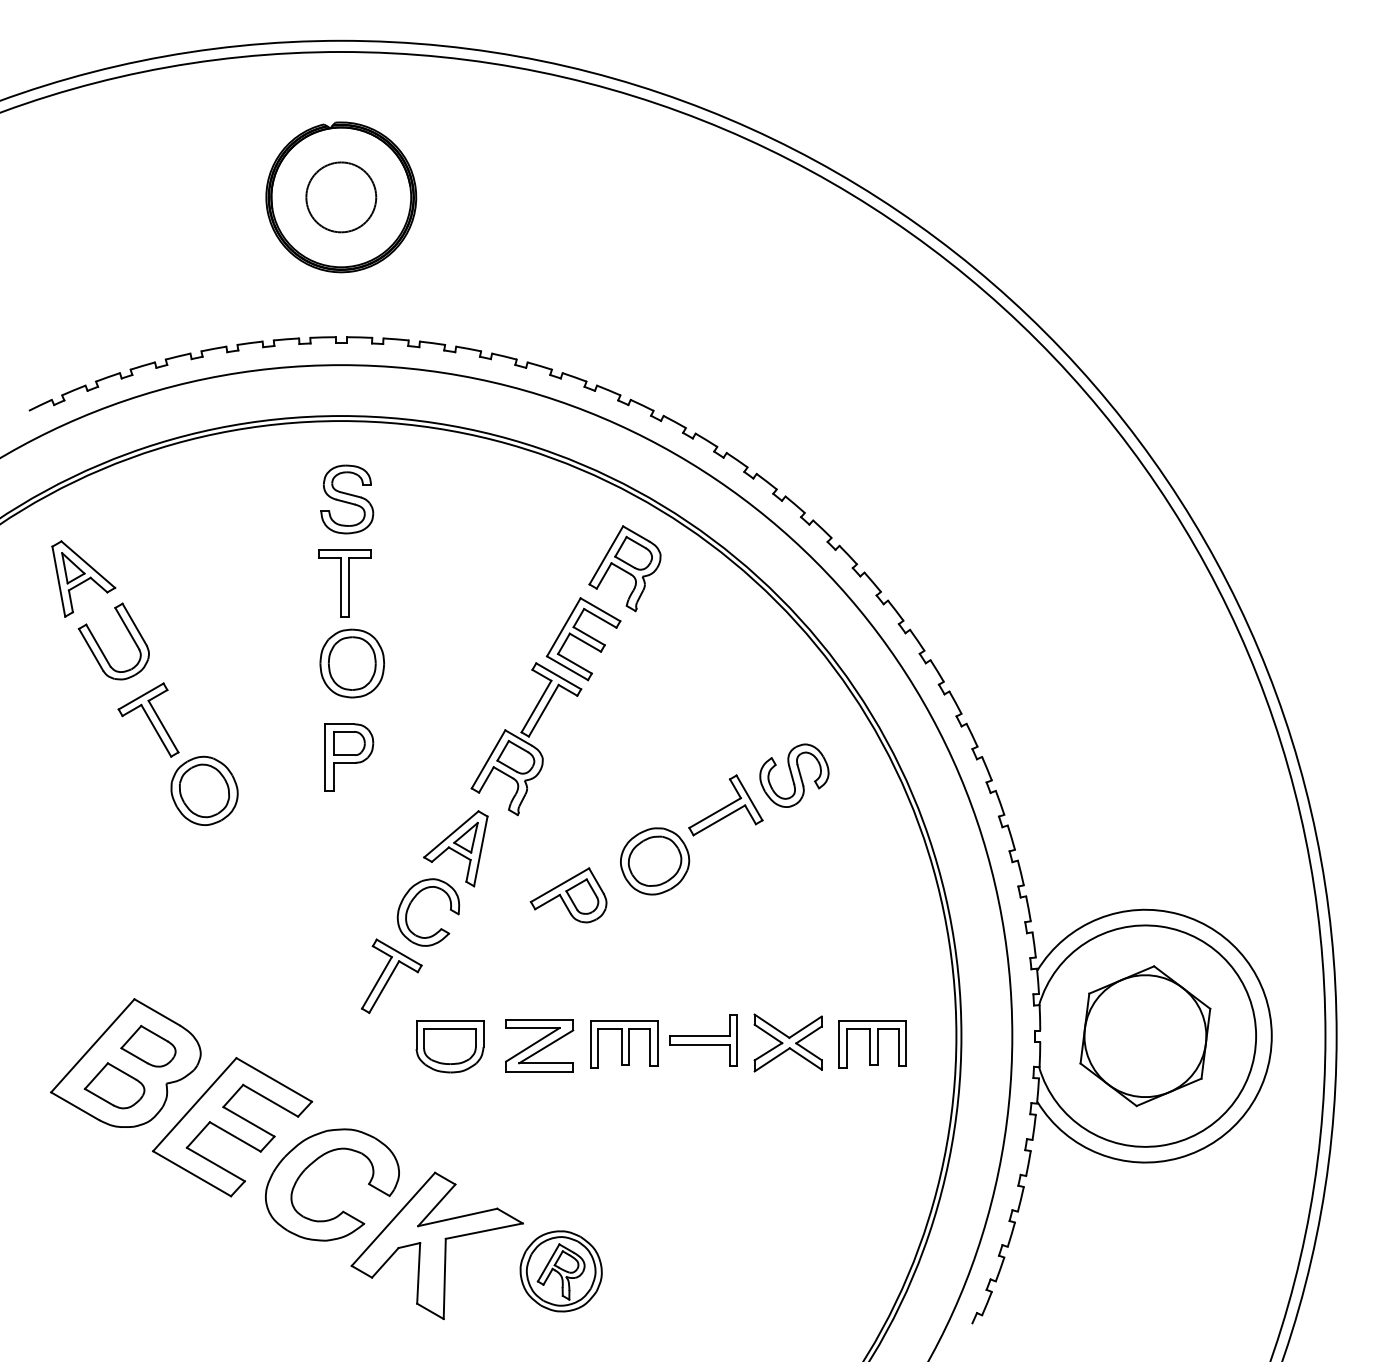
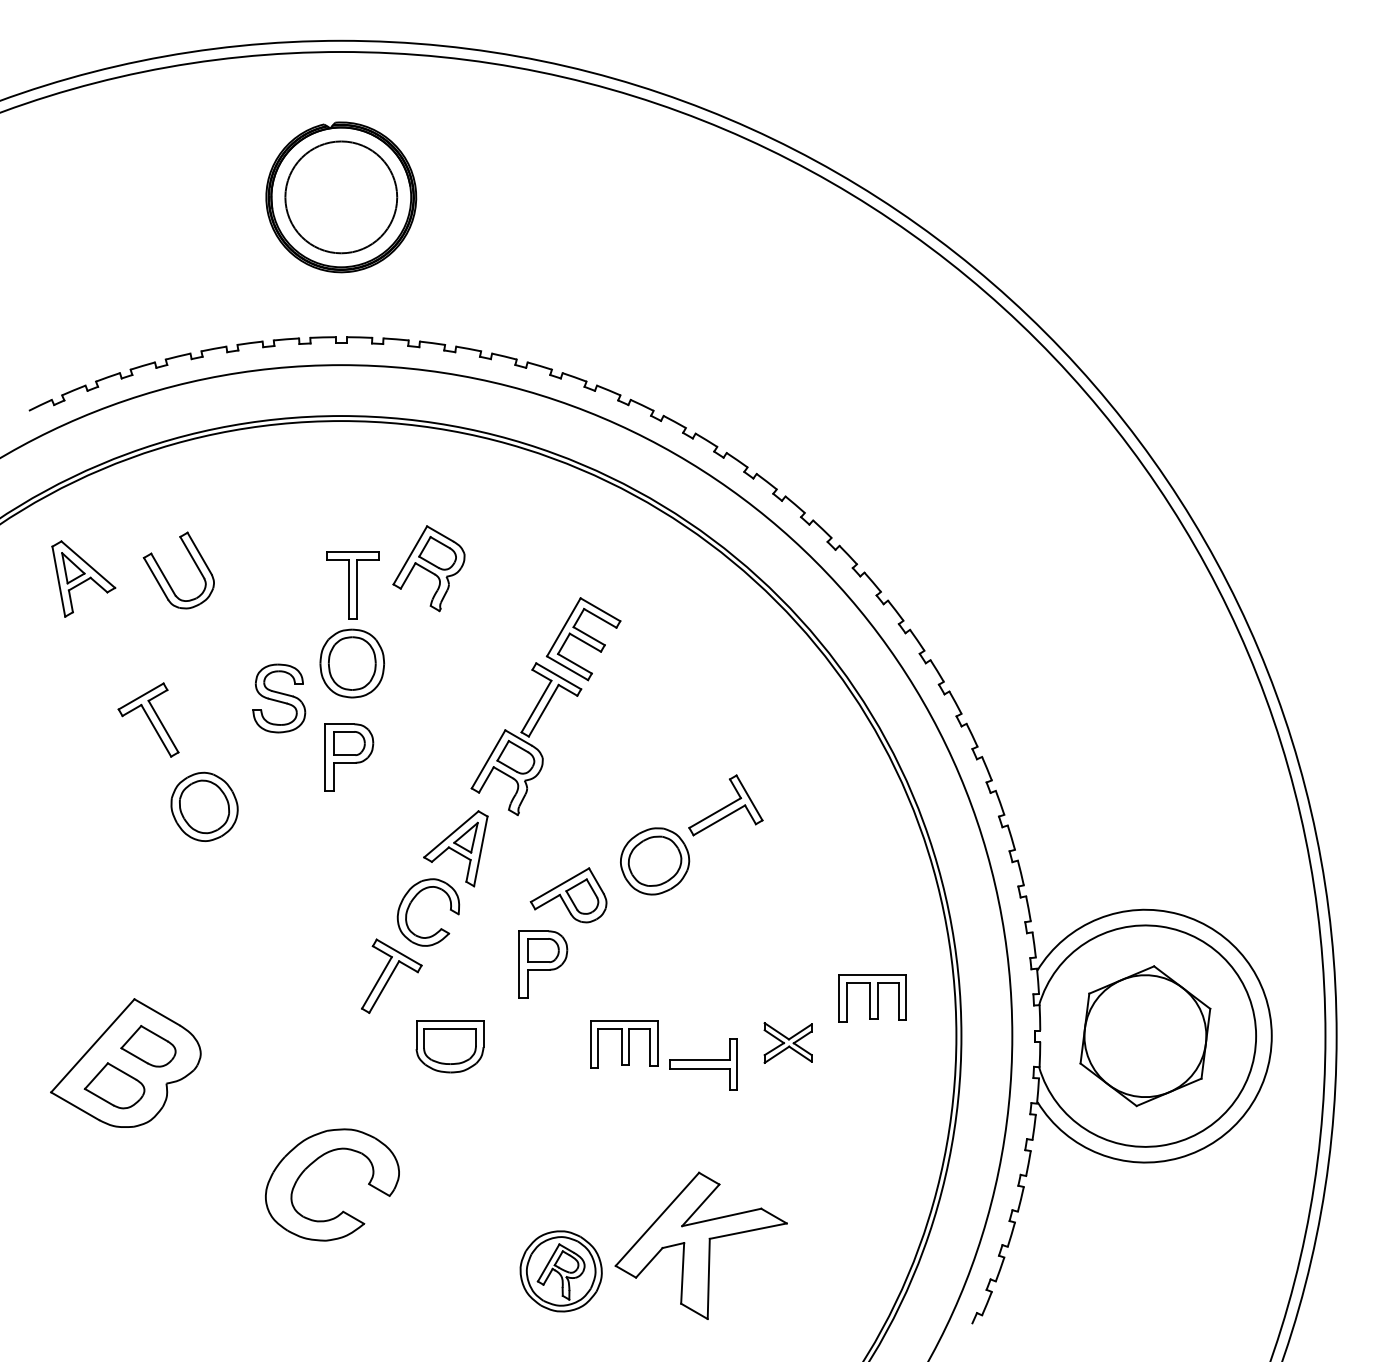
circle diameter: 70 px -> 112 px (341, 197)
part position: (347, 499) -> (279, 698) (279, 698)
part position: (624, 568) -> (428, 568) (428, 568)
part position: (344, 583) -> (352, 585) (352, 585)
part position: (101, 648) -> (166, 577) (166, 577)
part: present -> none (794, 775)
part position: (204, 790) -> (204, 806) (204, 806)
part: none -> present (543, 964)
part position: (703, 1040) -> (703, 1064) (703, 1064)
part size: 70x60 px -> 50x42 px (787, 1042)
part position: (872, 1044) -> (872, 998) (872, 998)
part: present -> none (539, 1045)
part: present -> none (232, 1127)
part position: (436, 1245) -> (700, 1245) (700, 1245)
